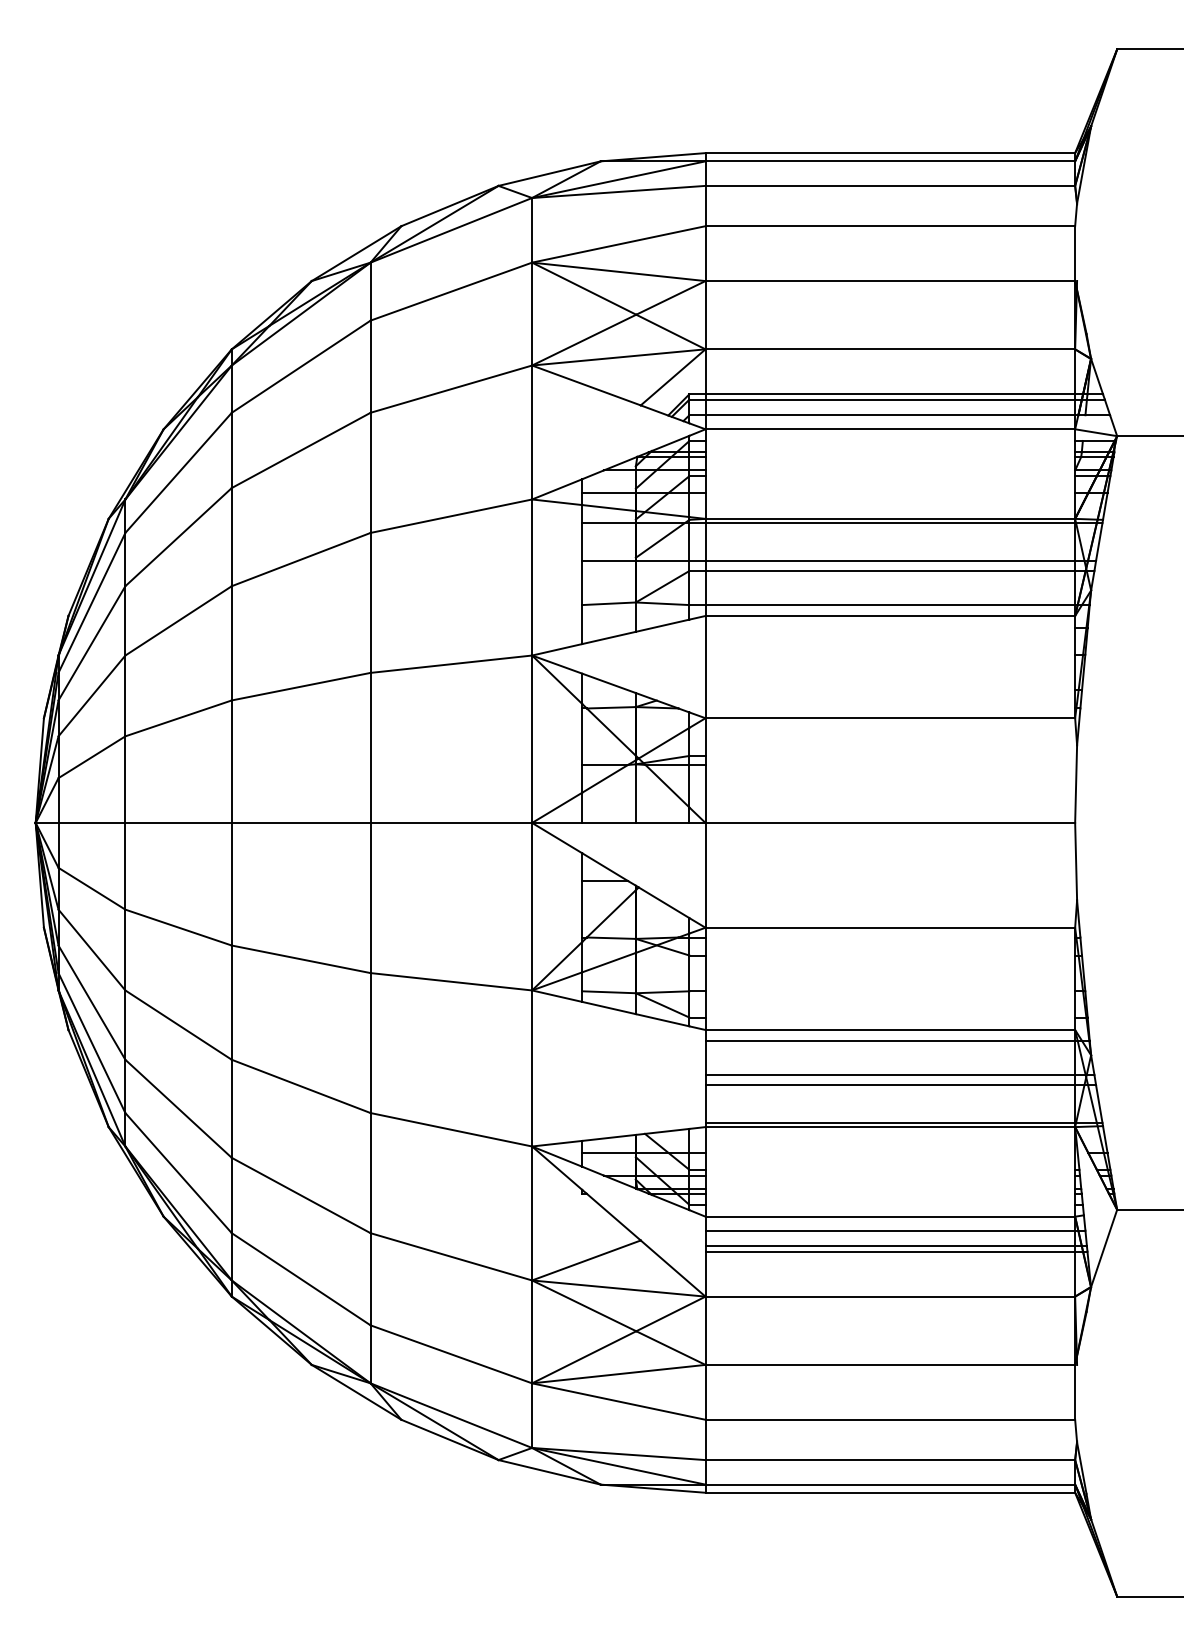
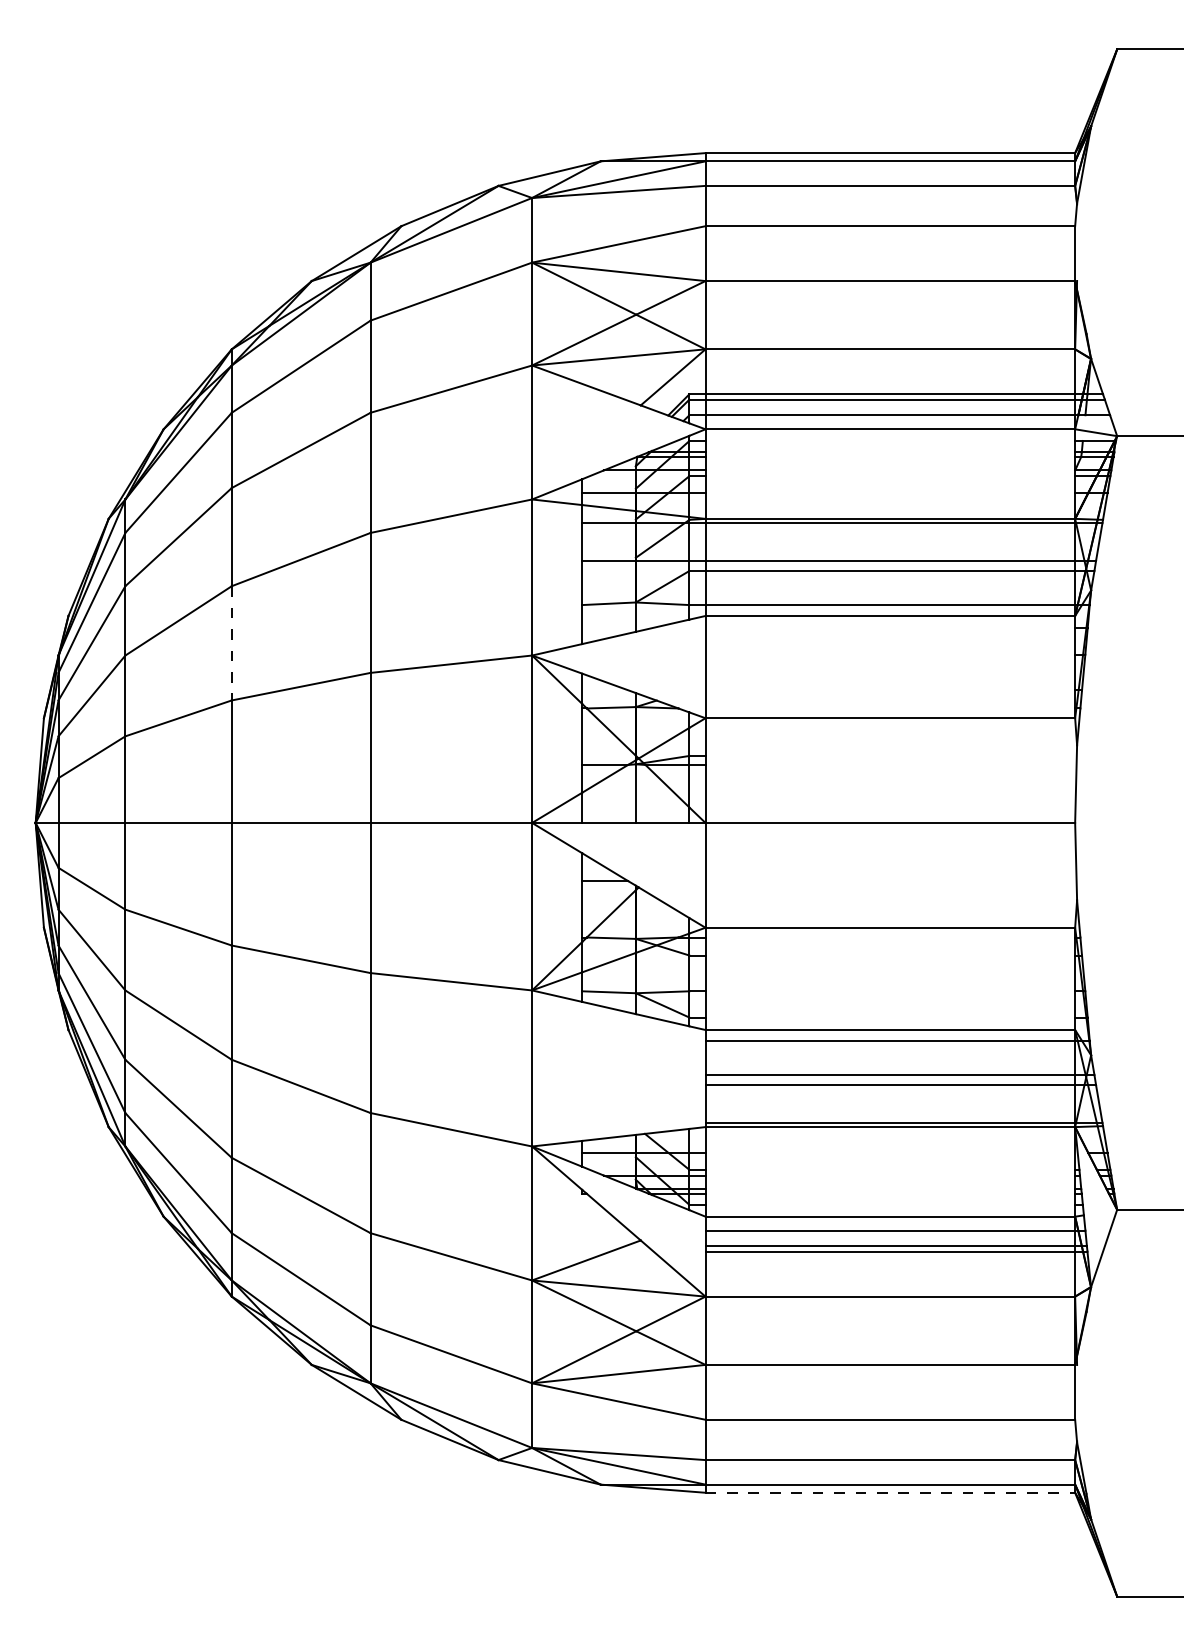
line: solid -> dashed (231, 643)
line: solid -> dashed (890, 1492)
